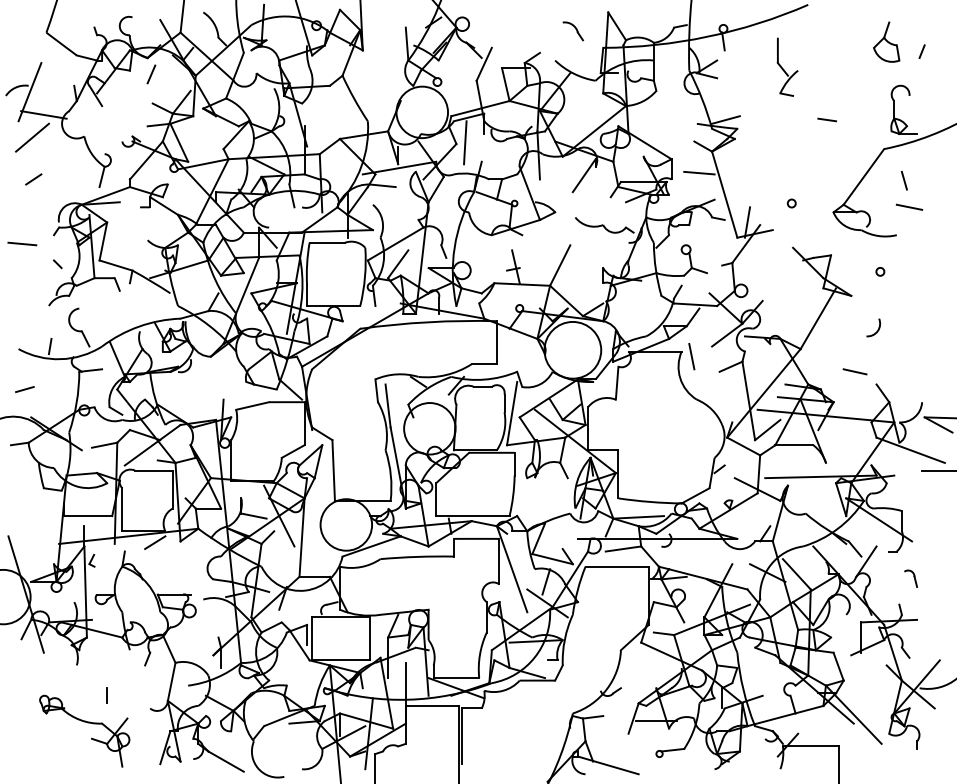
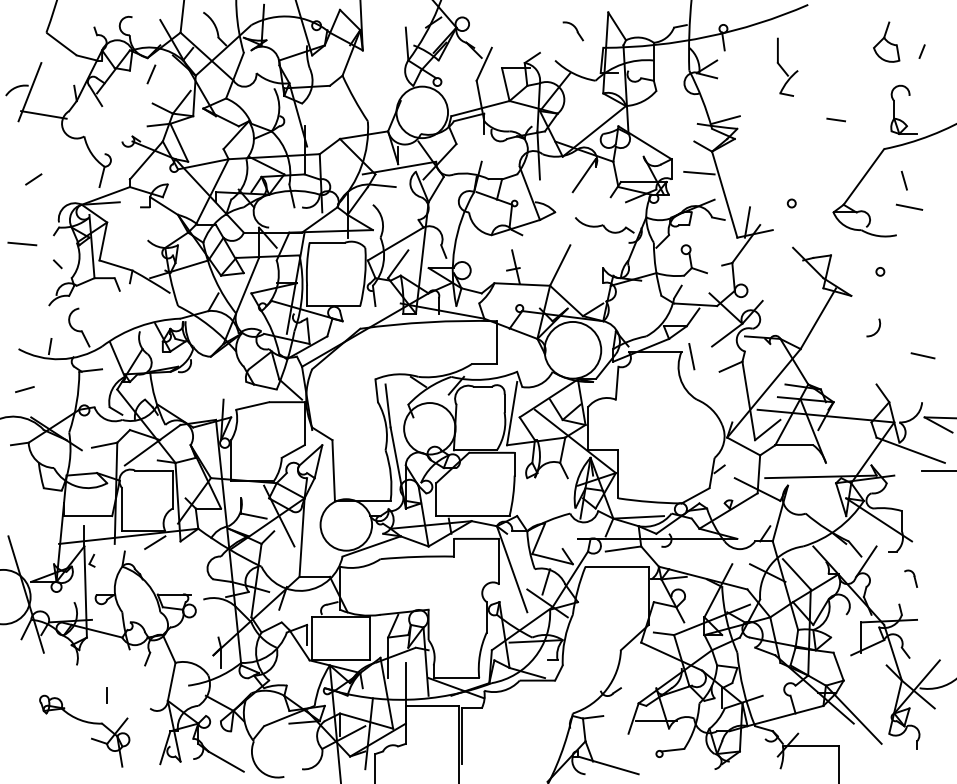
line position: (826, 119) -> (835, 119) (835, 119)
line: present -> none (32, 137)
line: present -> none (465, 142)
line position: (854, 371) -> (922, 355) (922, 355)
